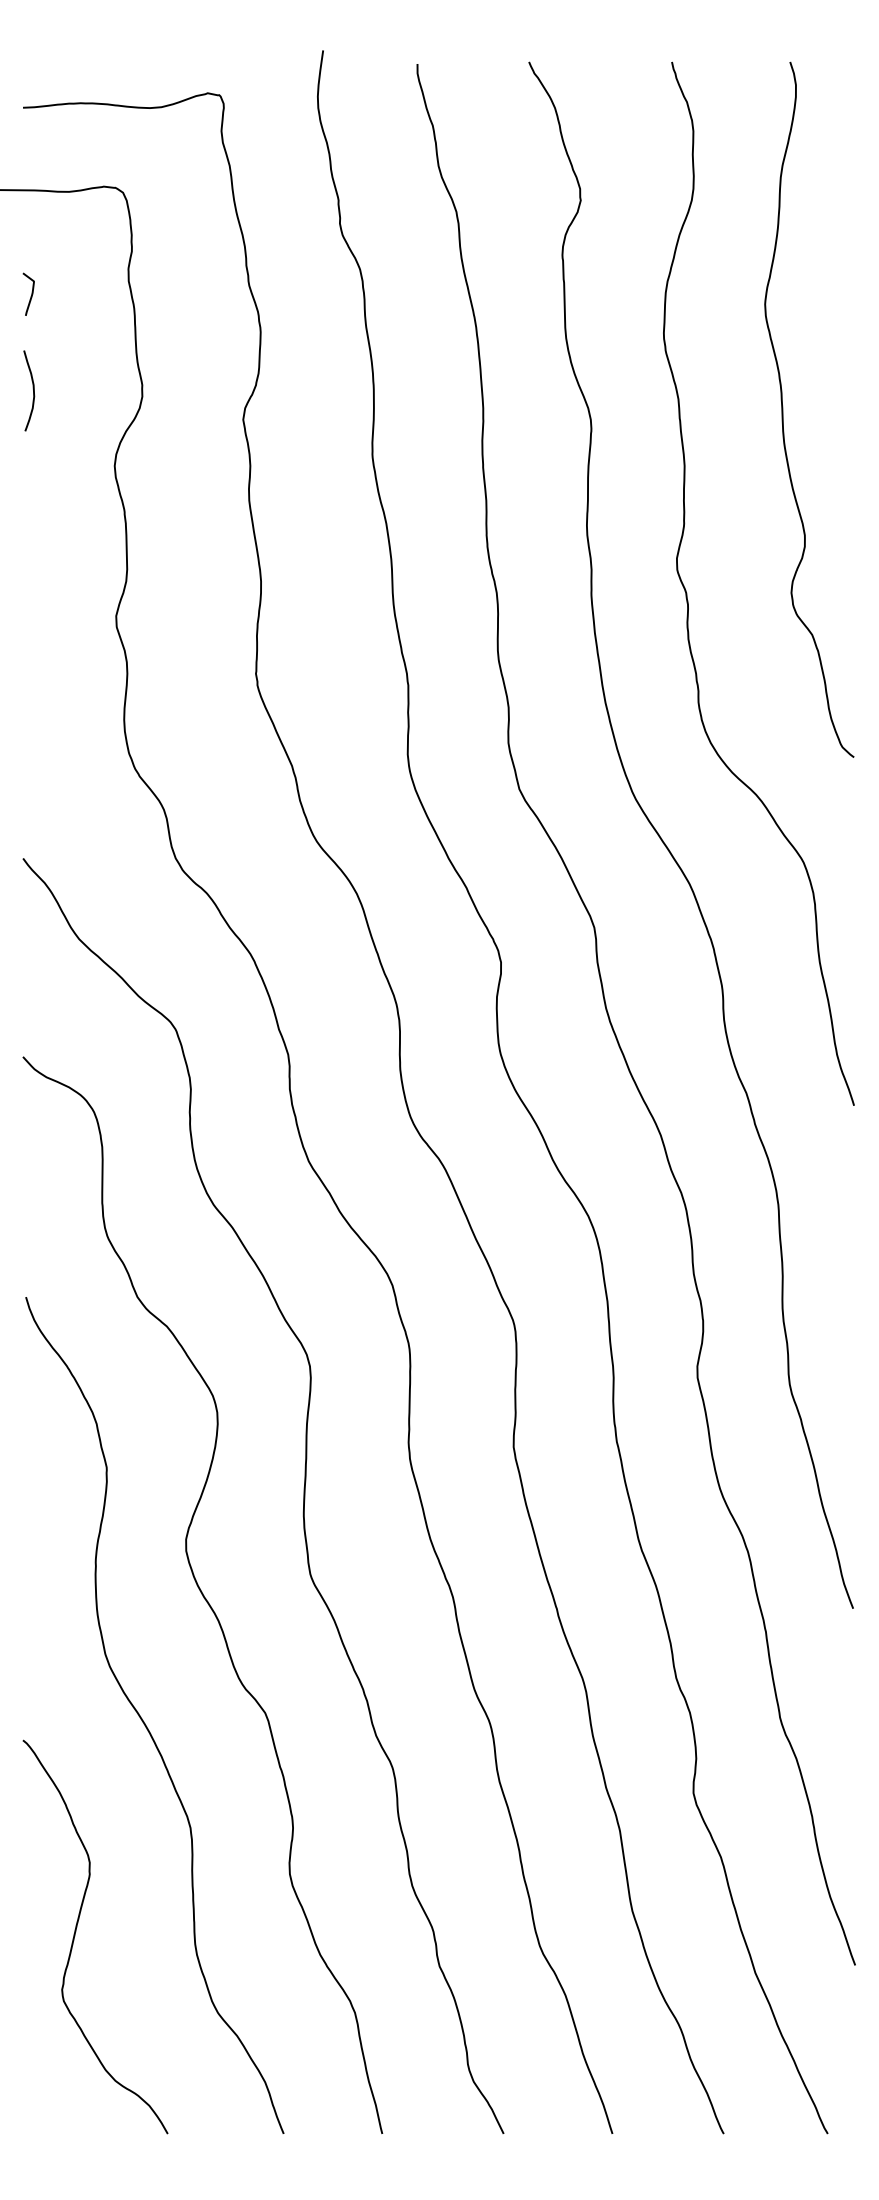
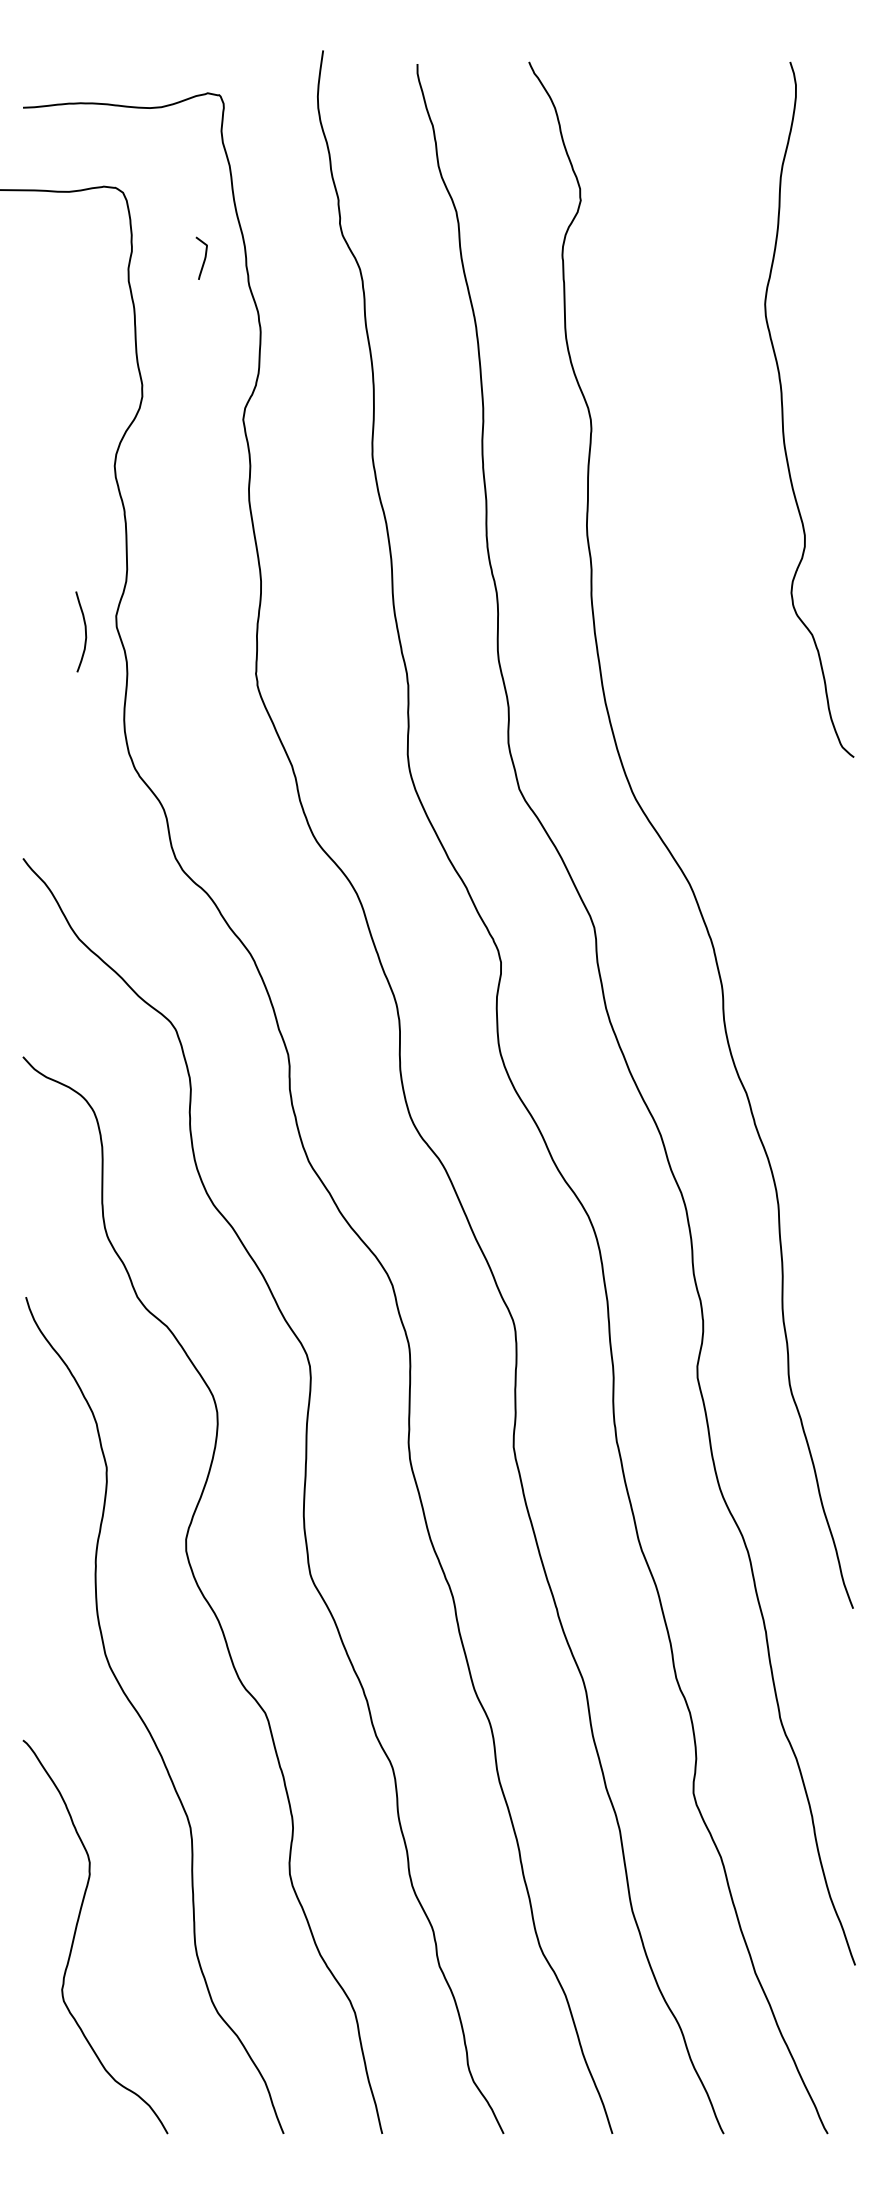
curve position: (31, 293) -> (204, 257) (204, 257)
curve position: (32, 388) -> (84, 629) (84, 629)
curve: present -> none (687, 593)
